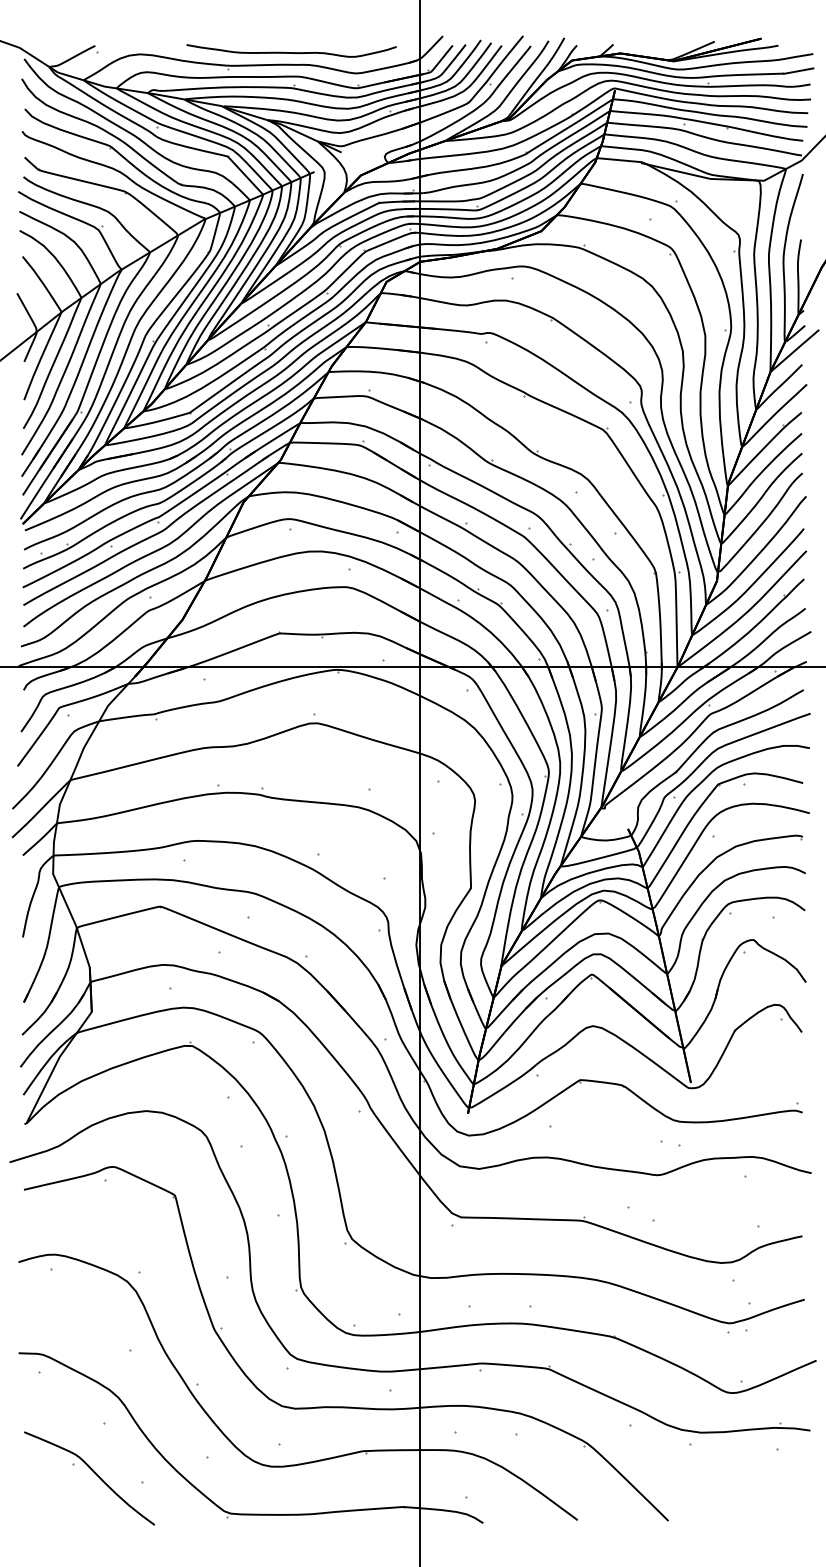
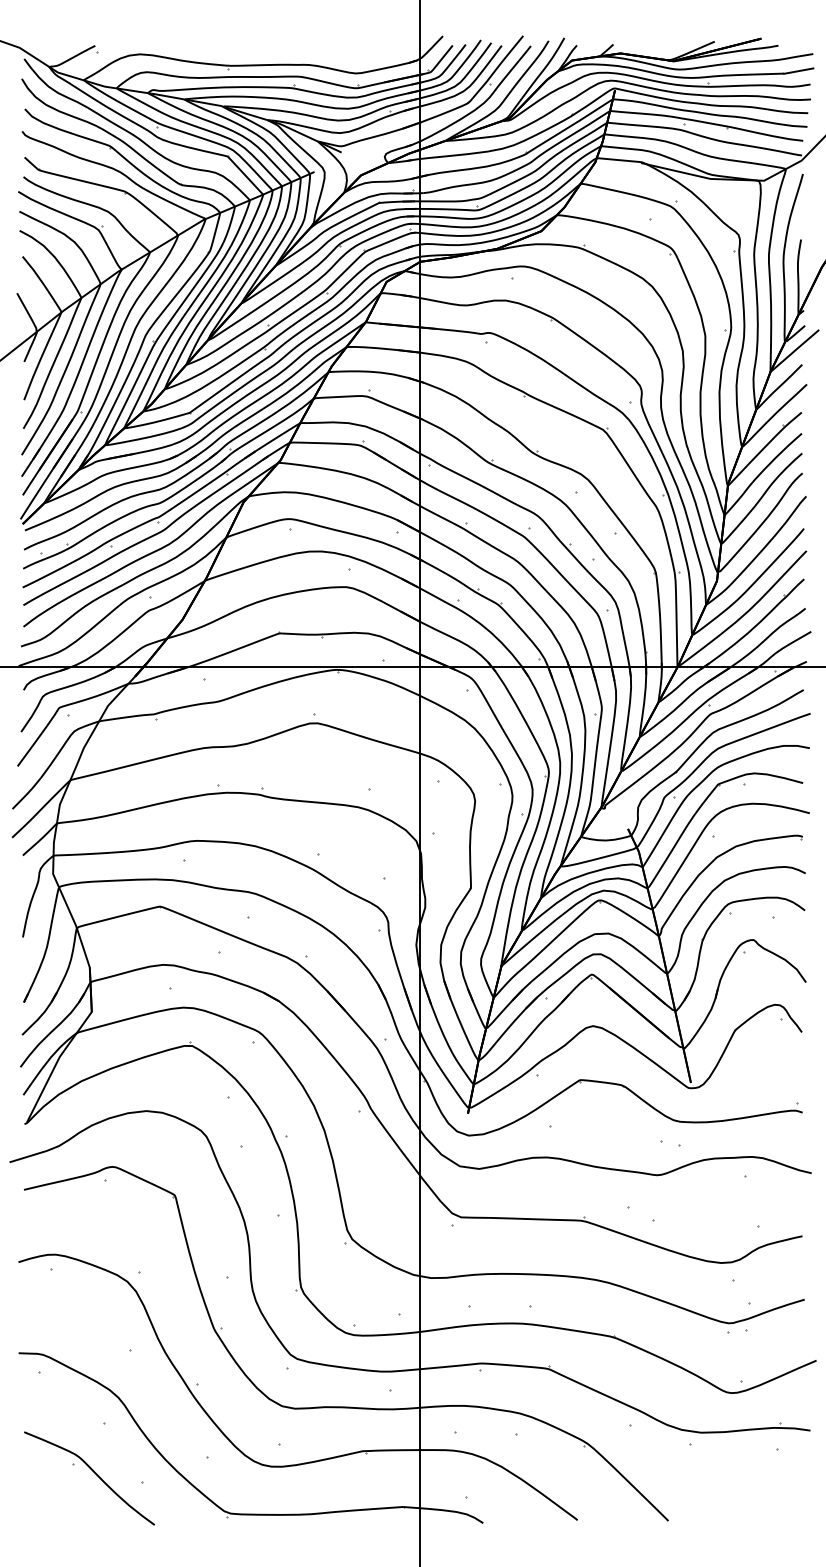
curve: present -> none (291, 52)
